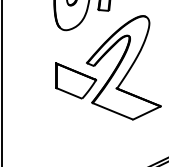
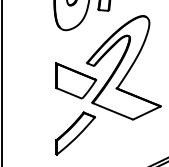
part: none -> present (75, 133)
